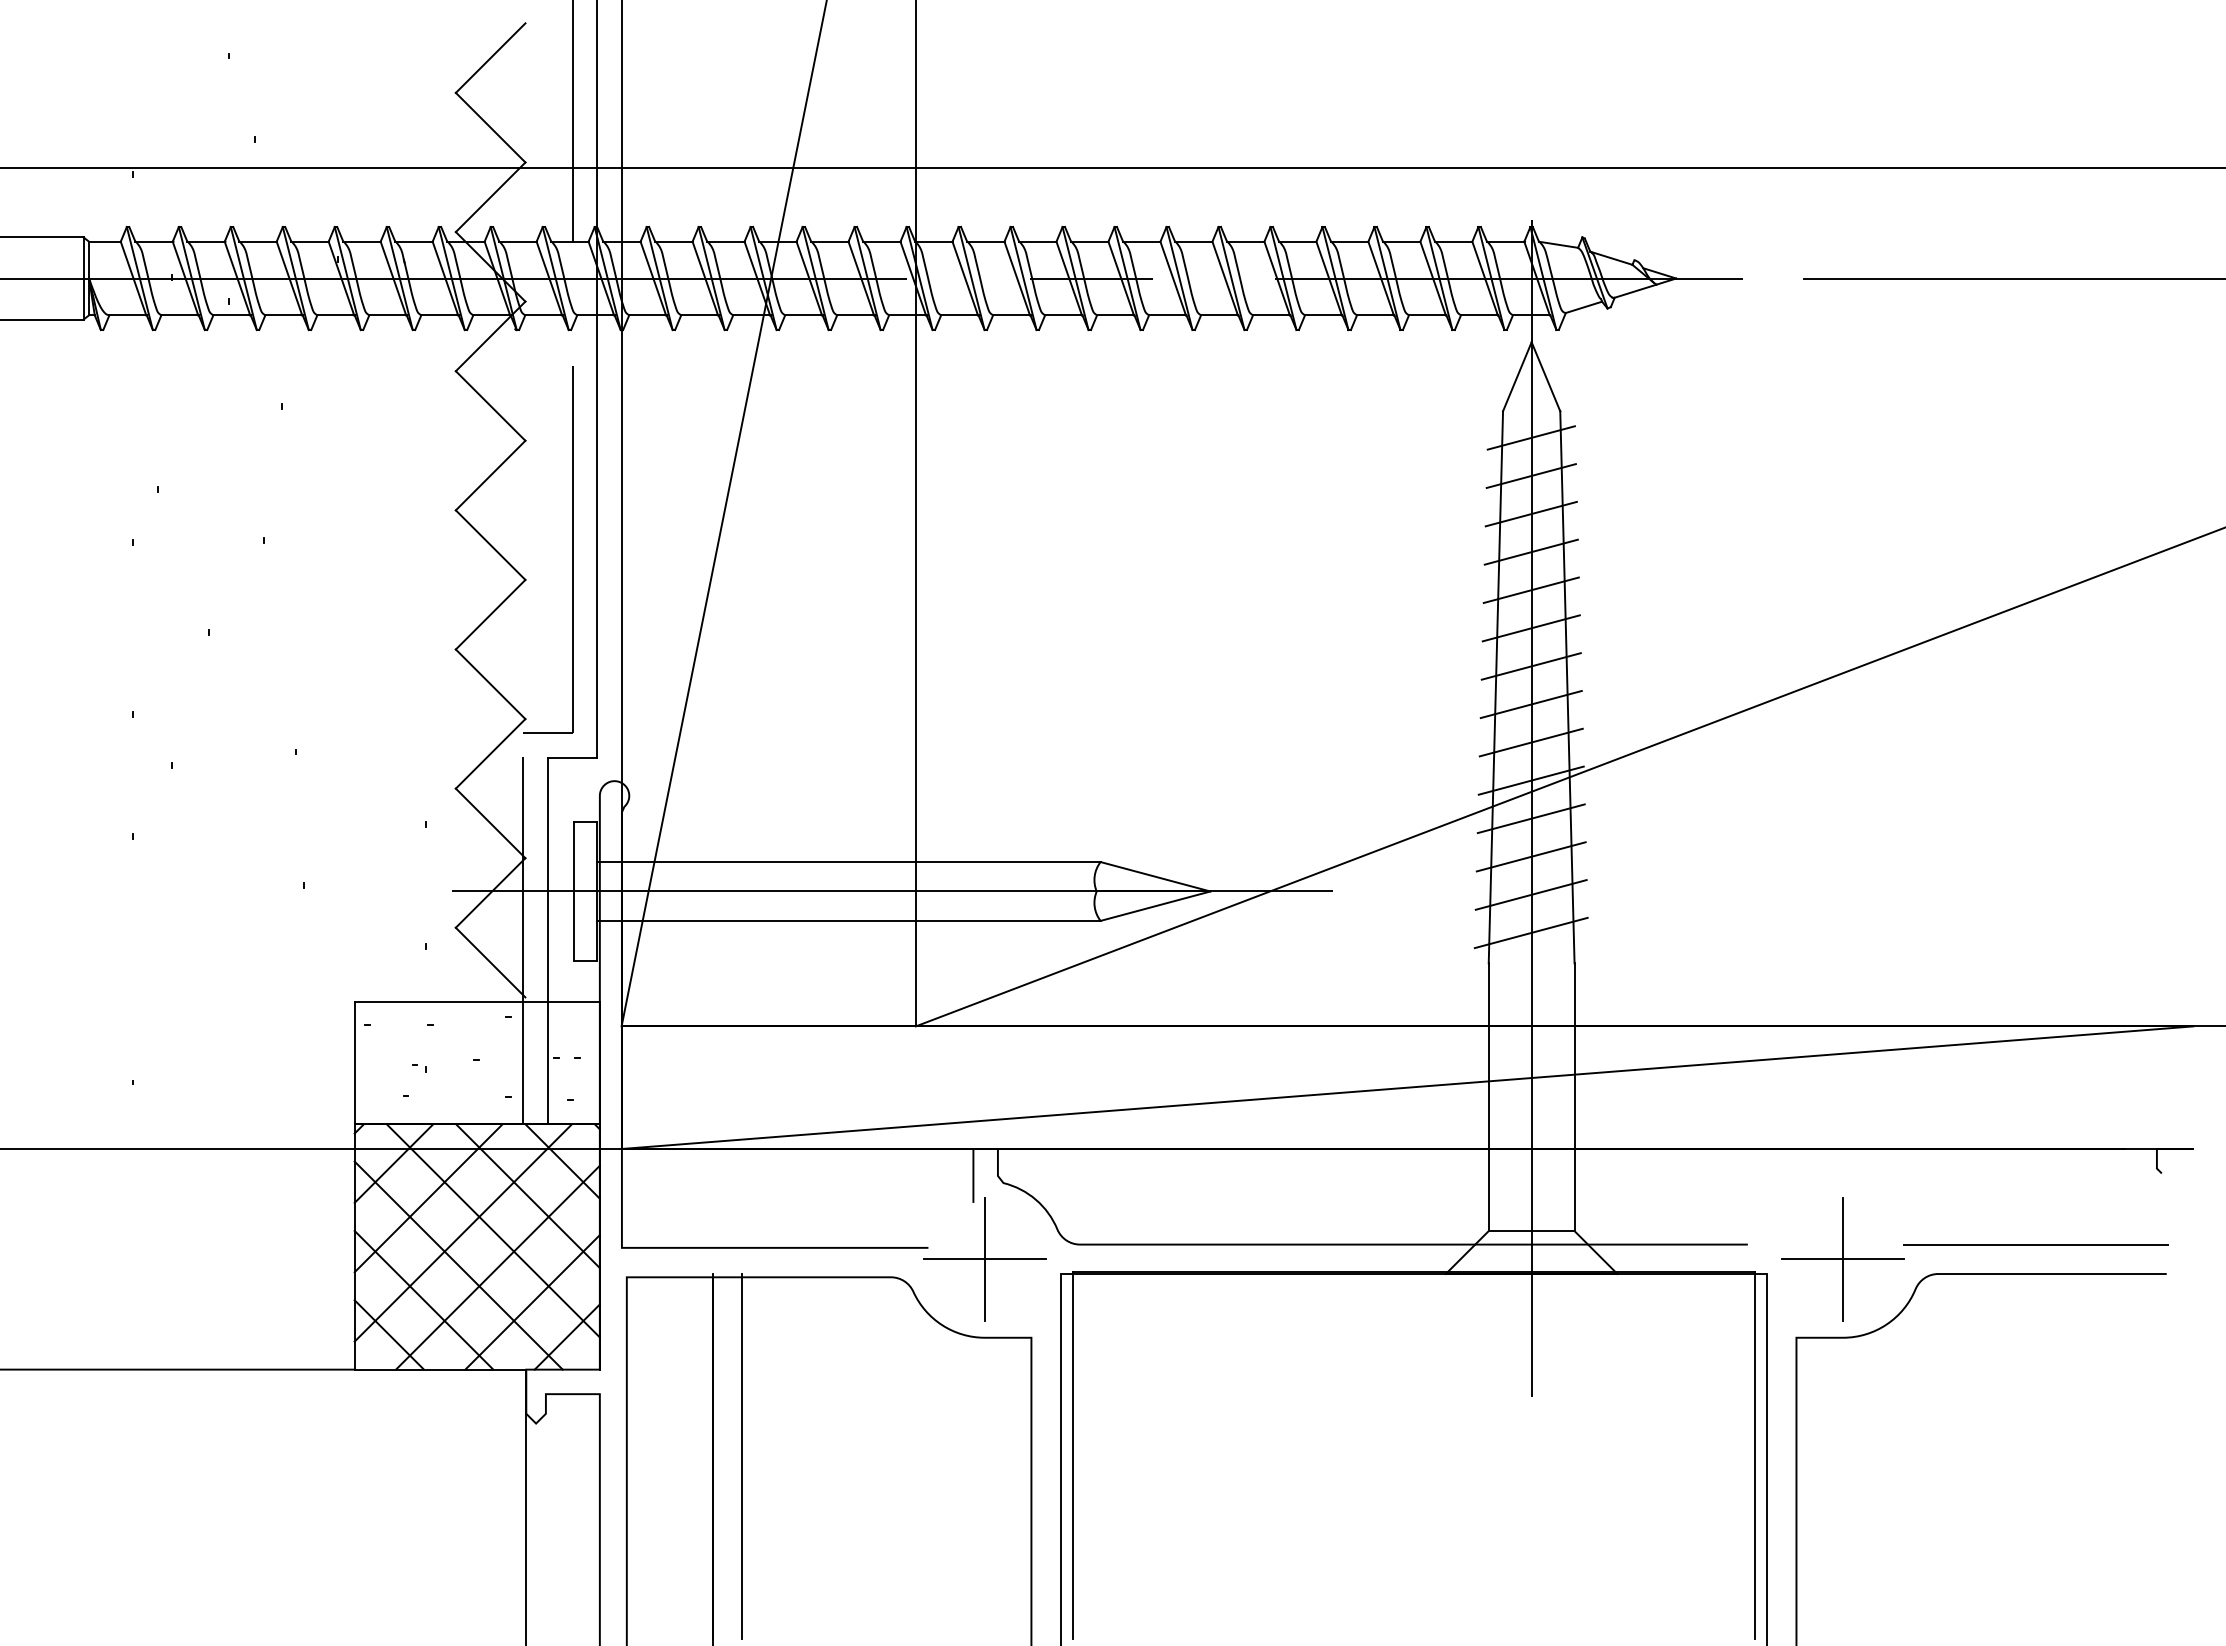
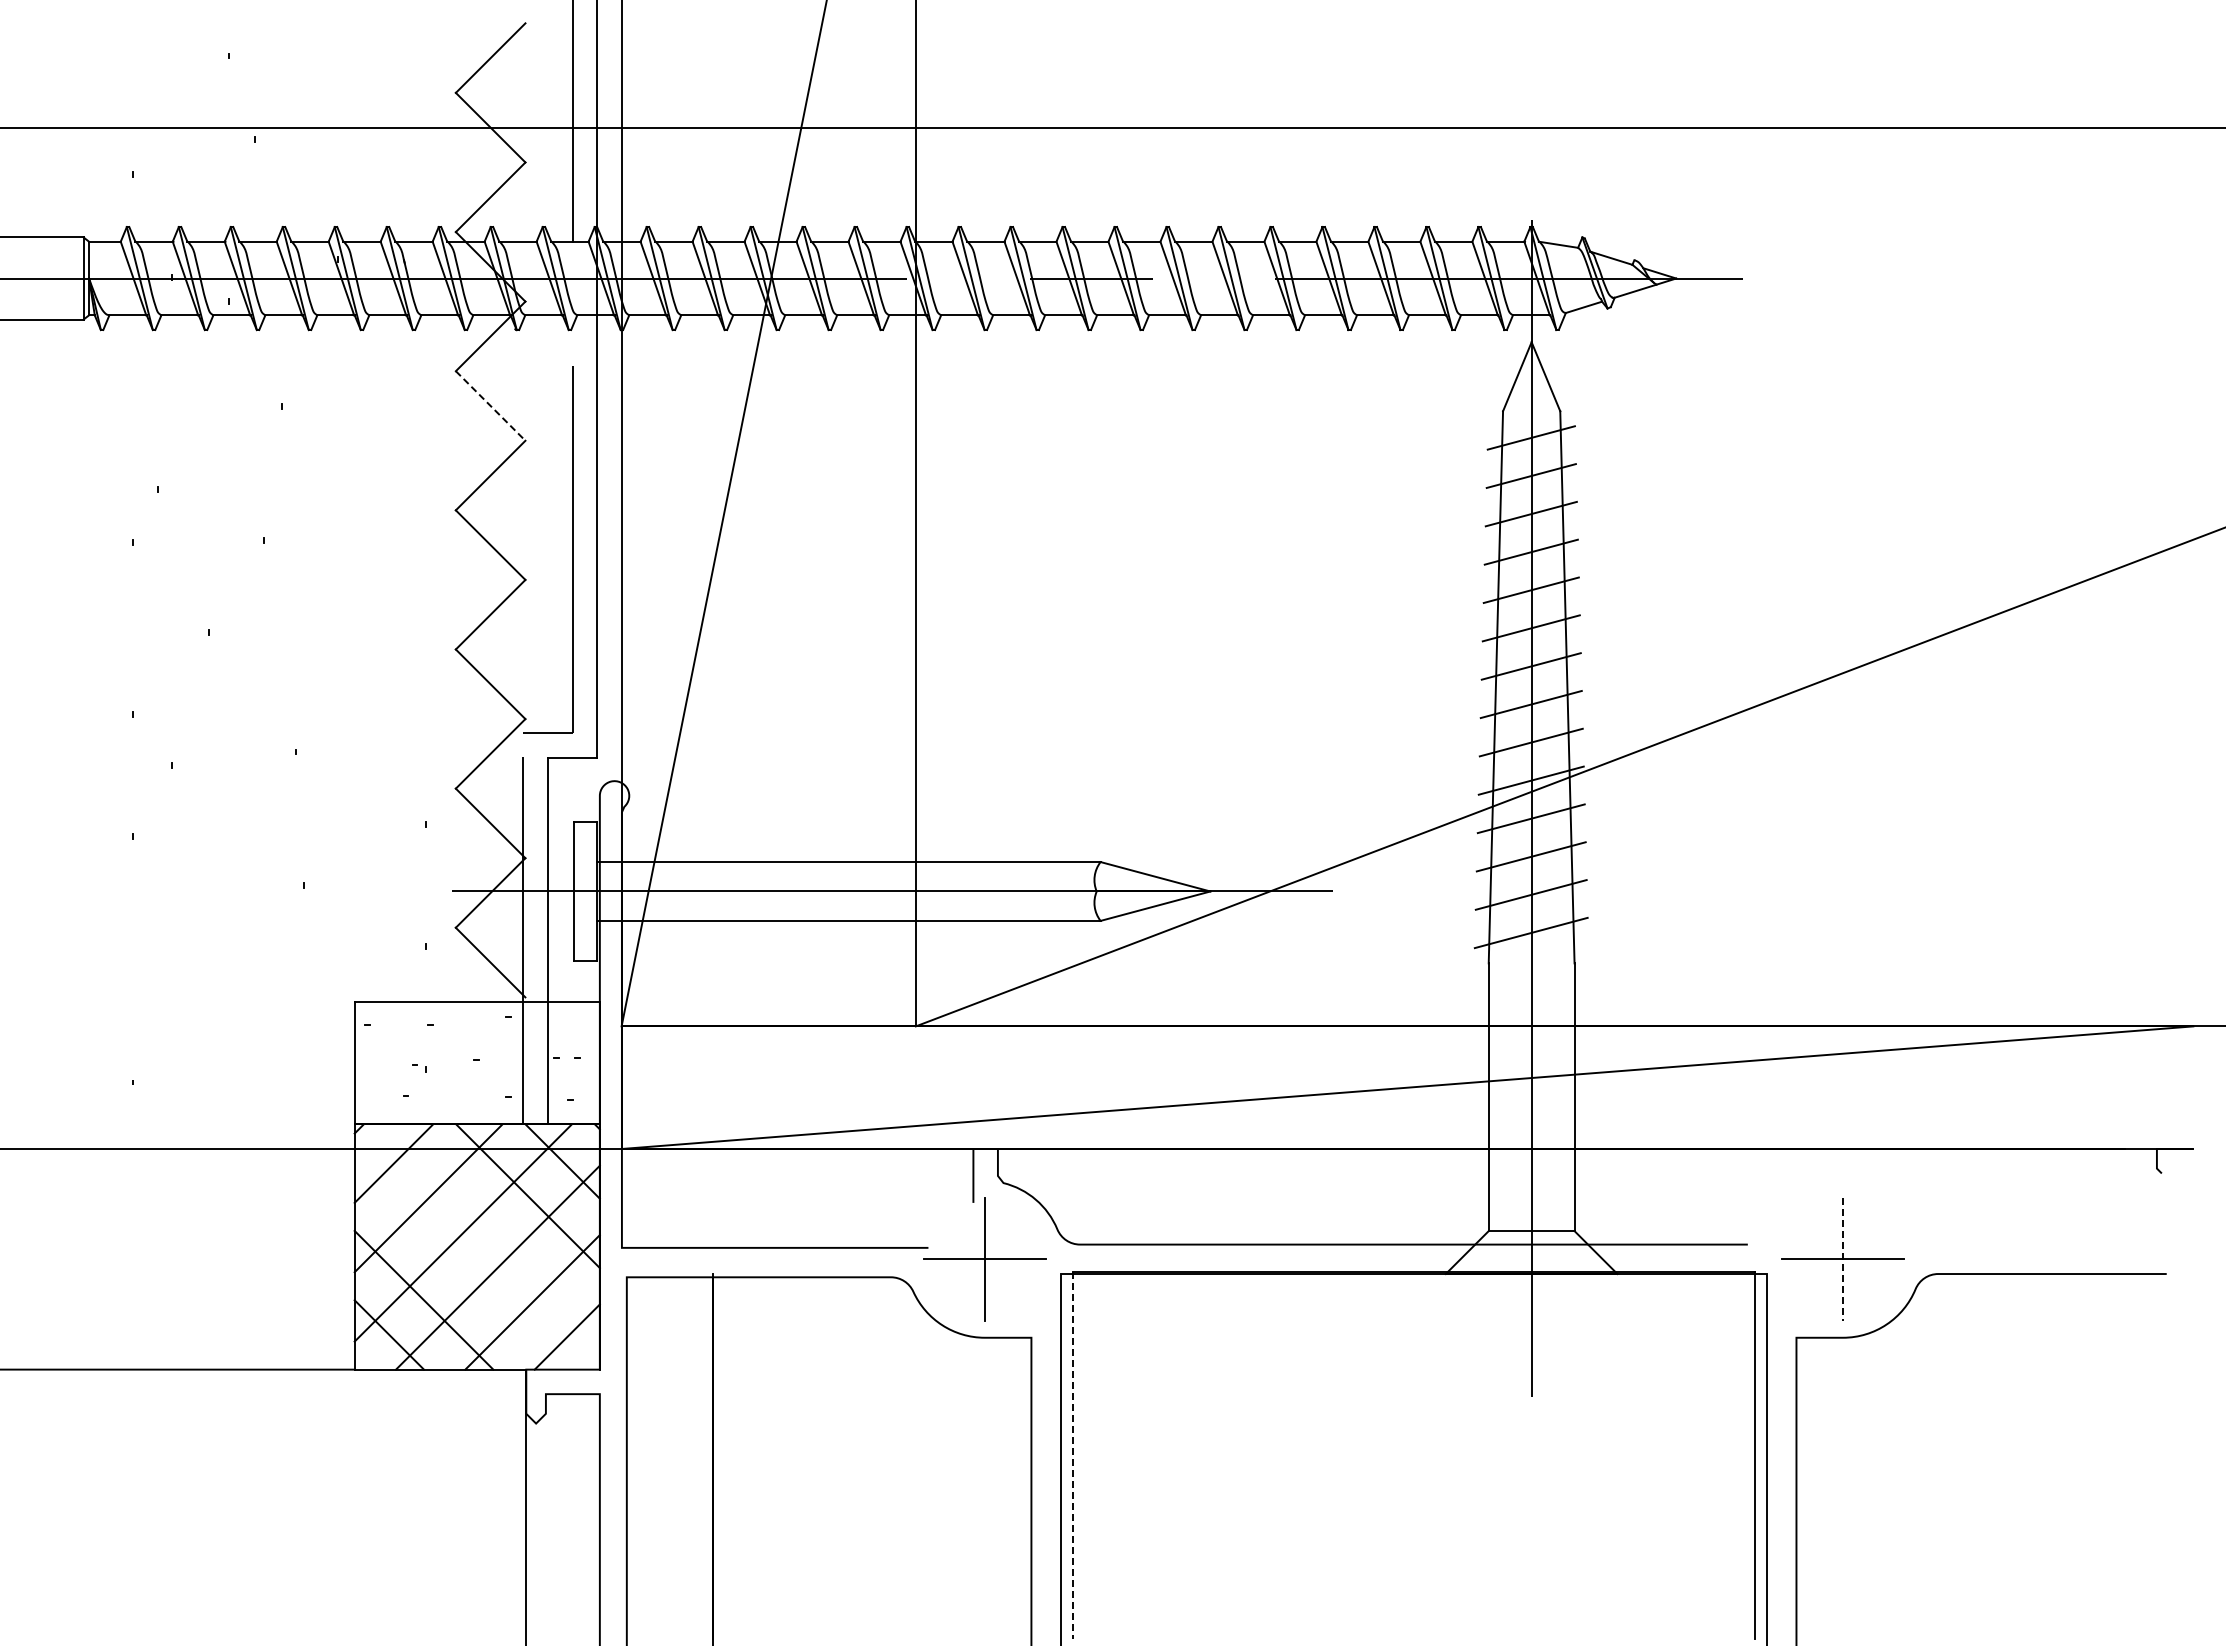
line position: (1112, 168) -> (1112, 128) (1112, 128)
line: present -> none (2013, 278)
line: solid -> dashed (491, 406)
line: present -> none (492, 1230)
line: present -> none (2035, 1244)
line: solid -> dashed (1843, 1259)
line: present -> none (458, 1265)
line: solid -> dashed (1073, 1455)
line: present -> none (742, 1456)
